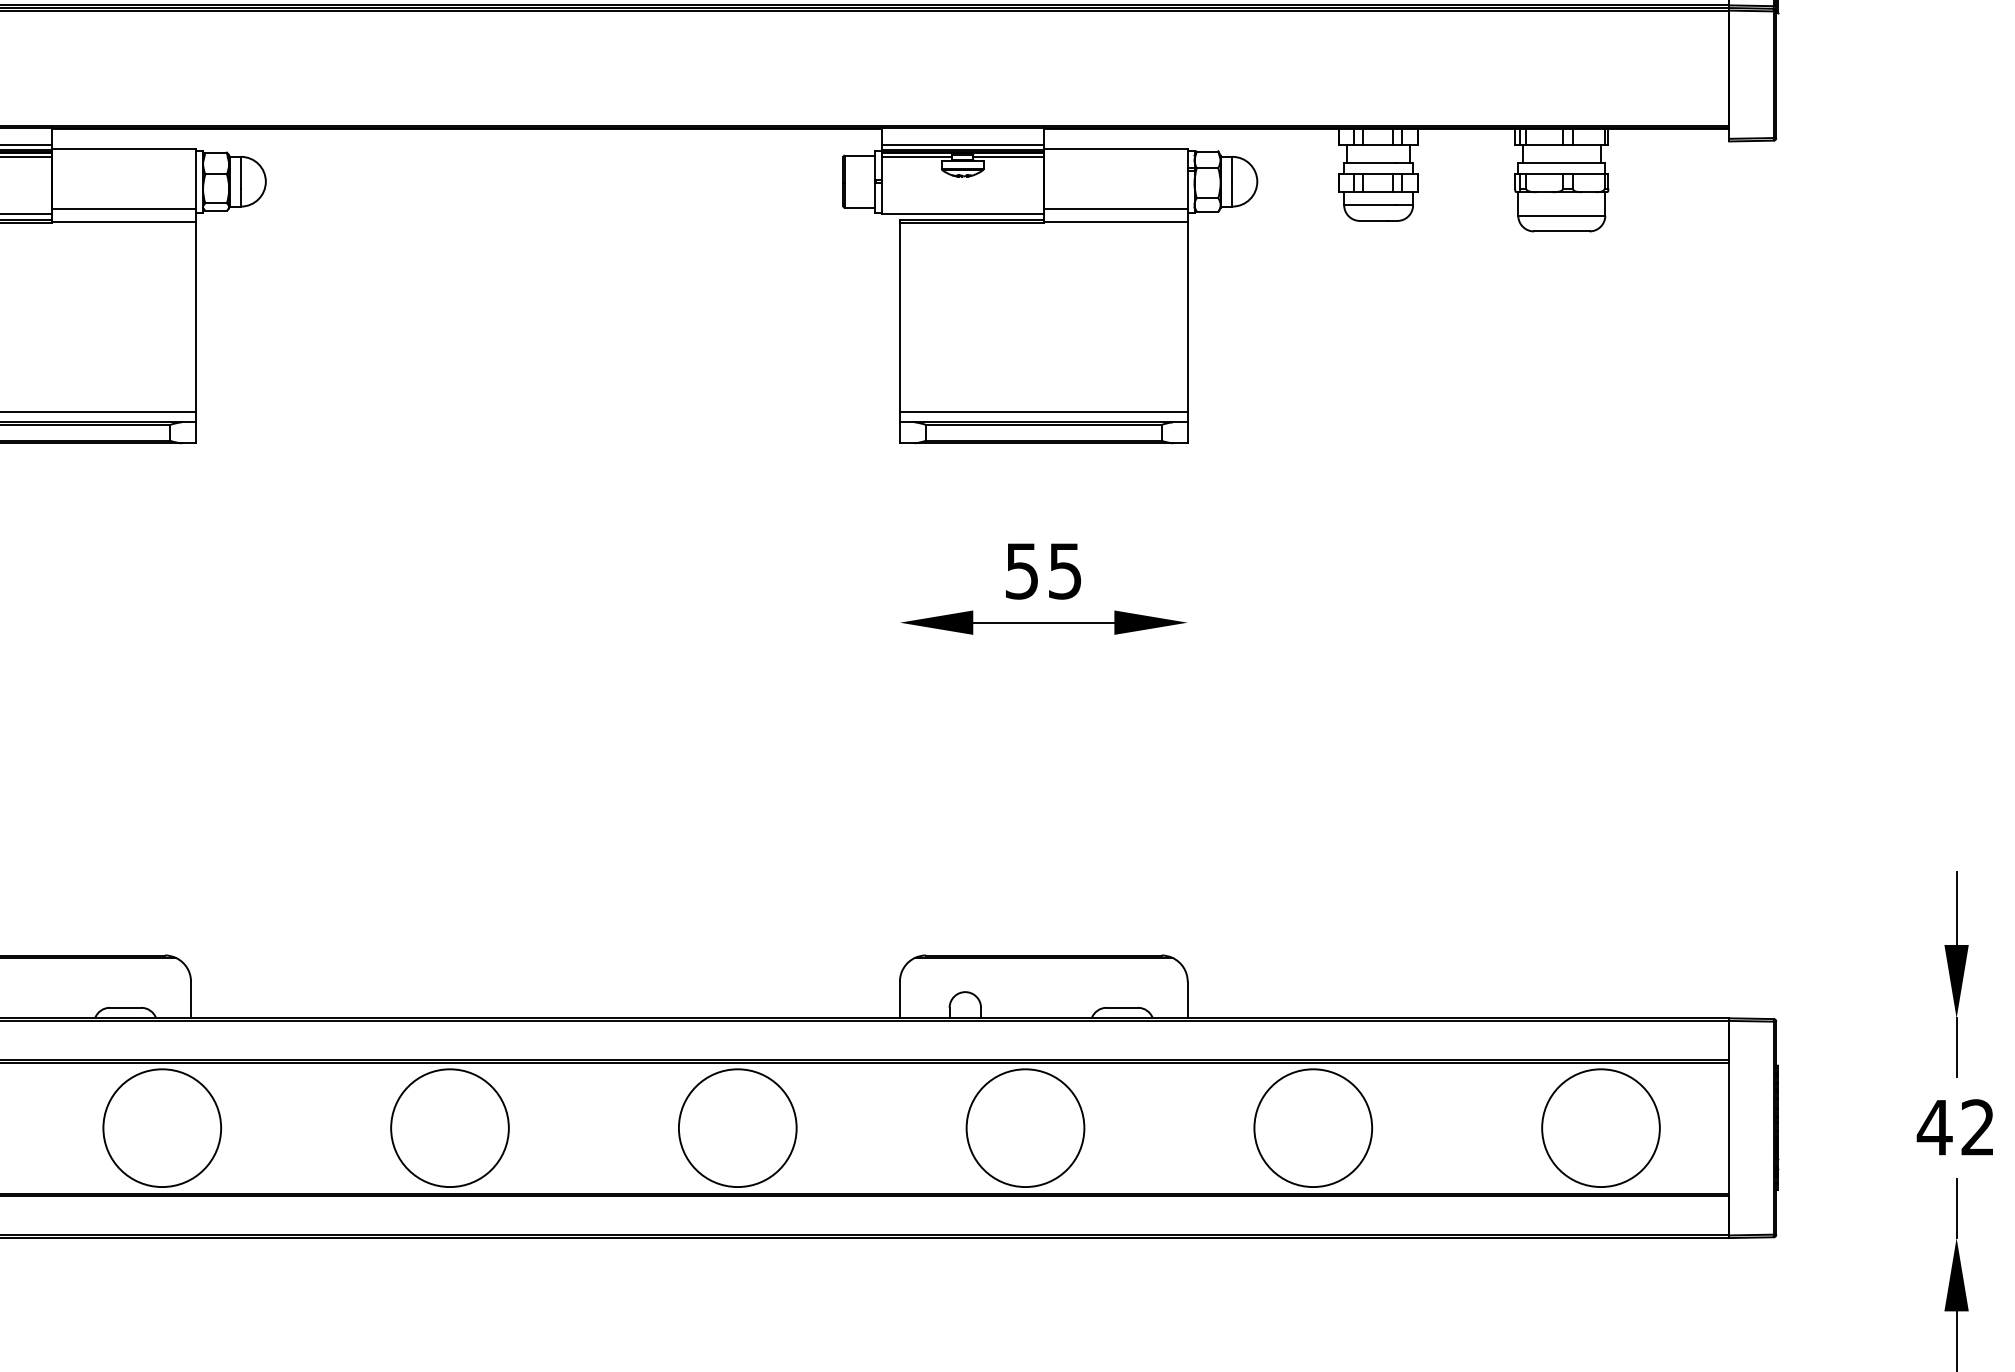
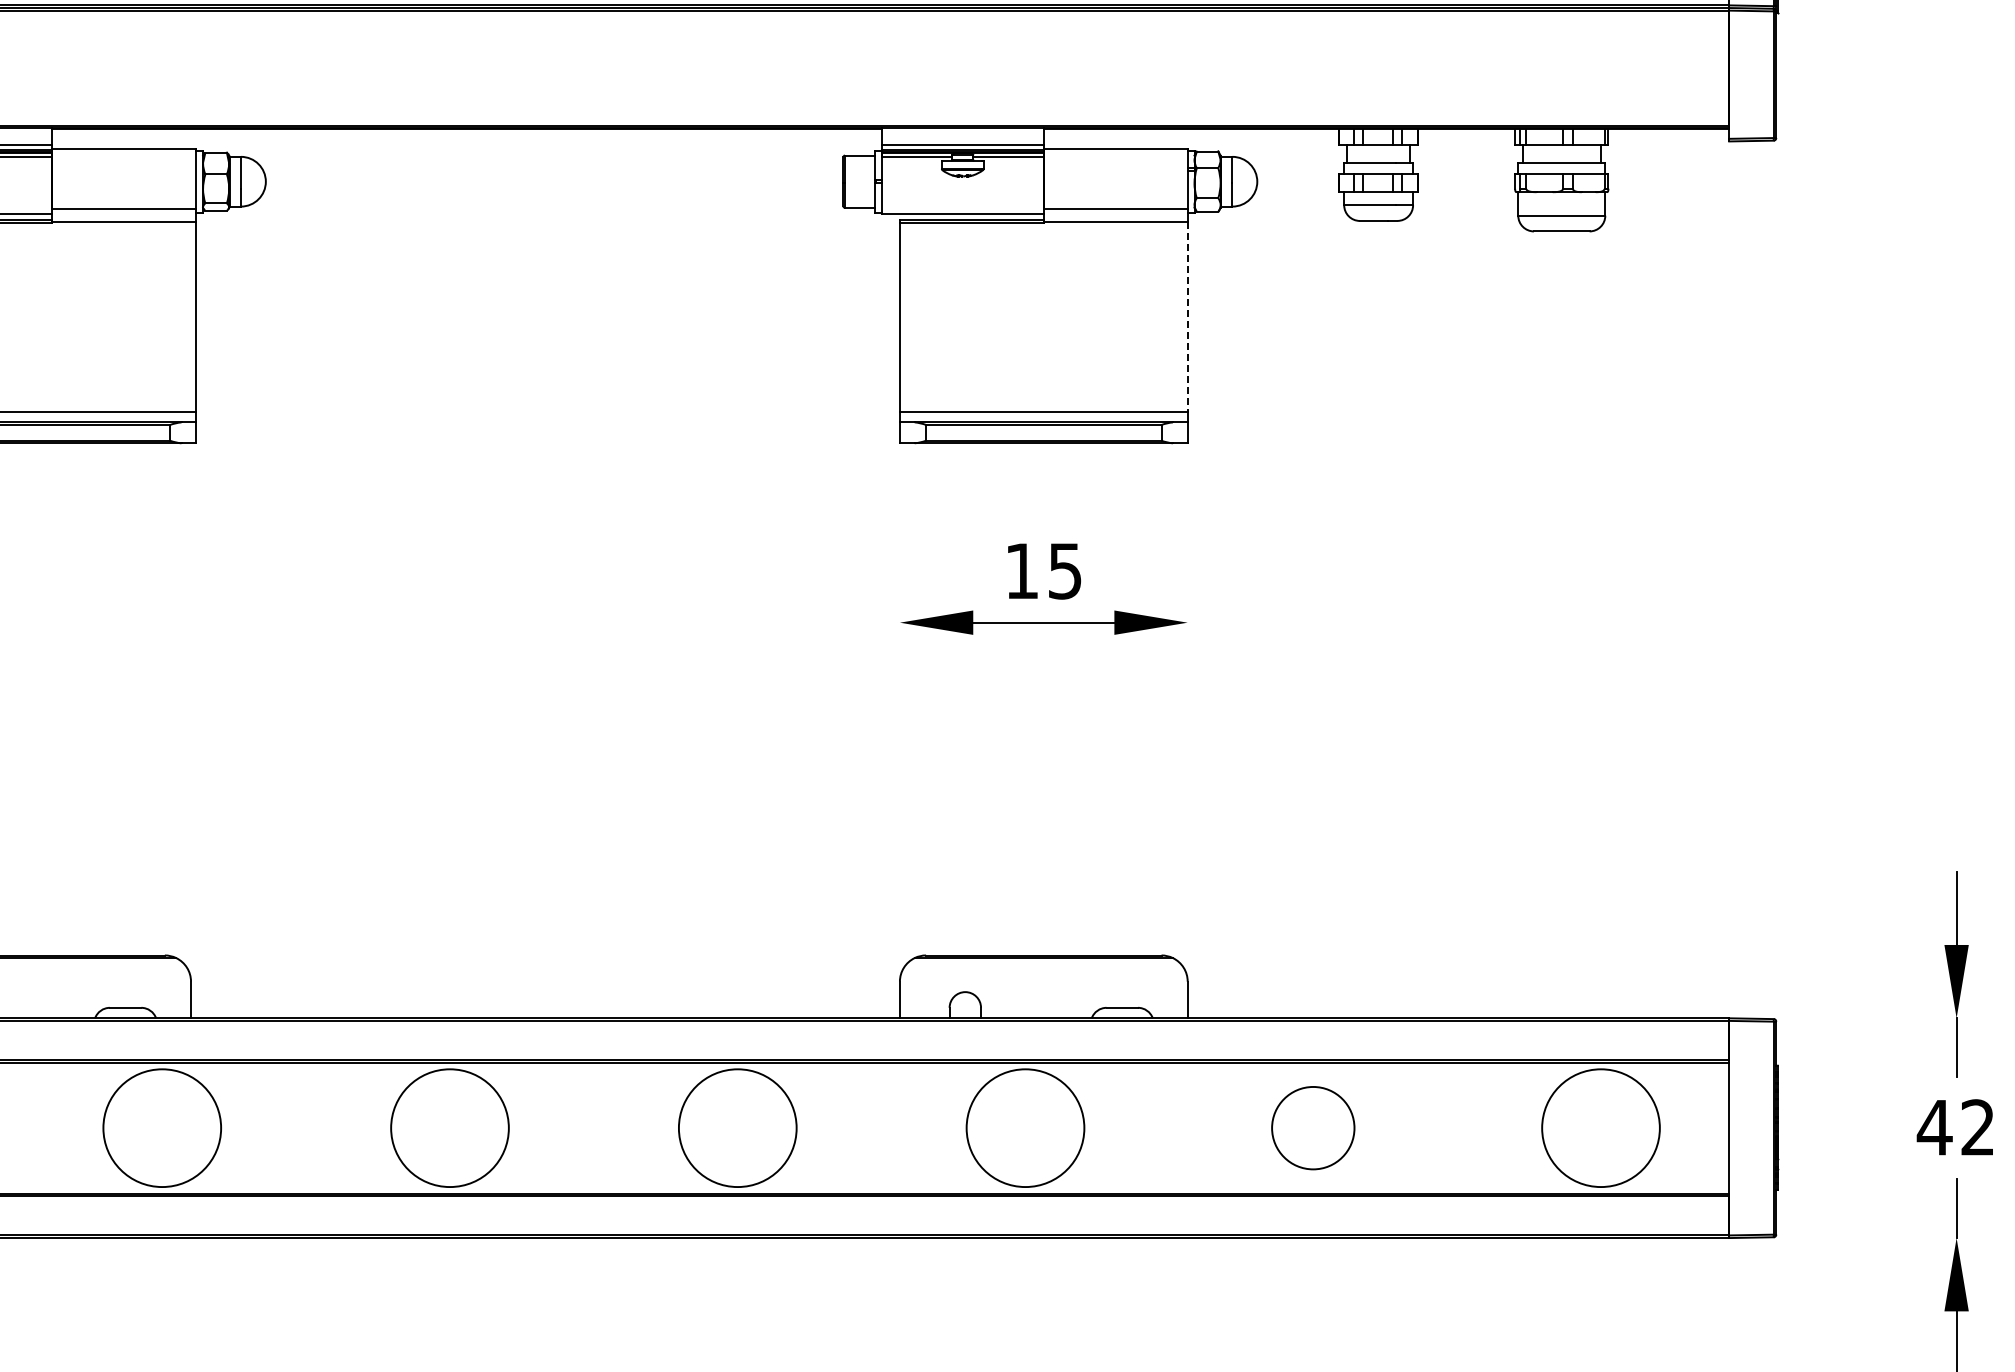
line: solid -> dashed (1187, 317)
text: 55 -> 15 (1021, 571)
circle diameter: 118 px -> 82 px (1313, 1127)
